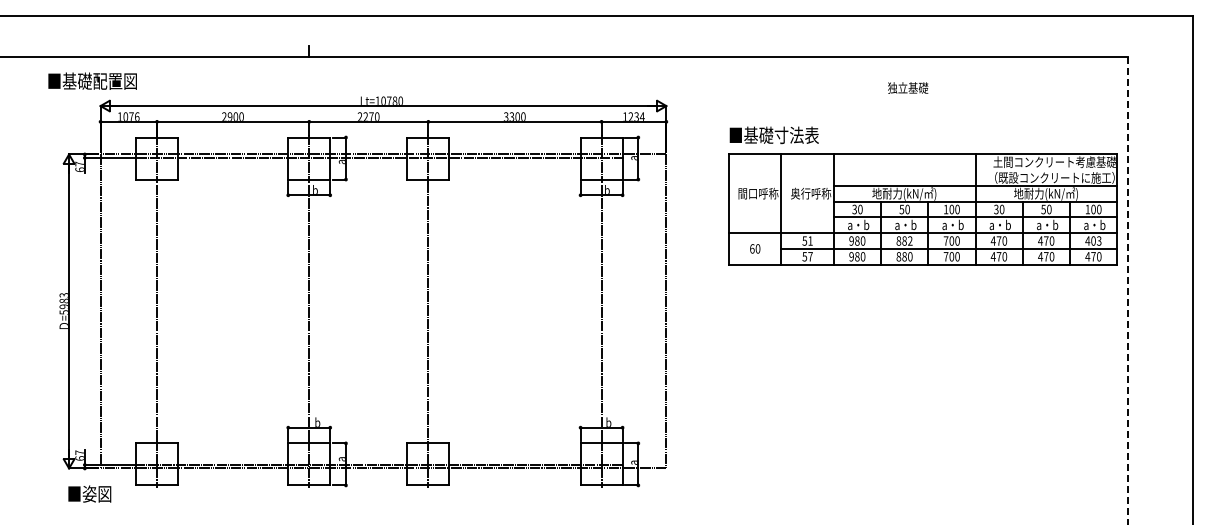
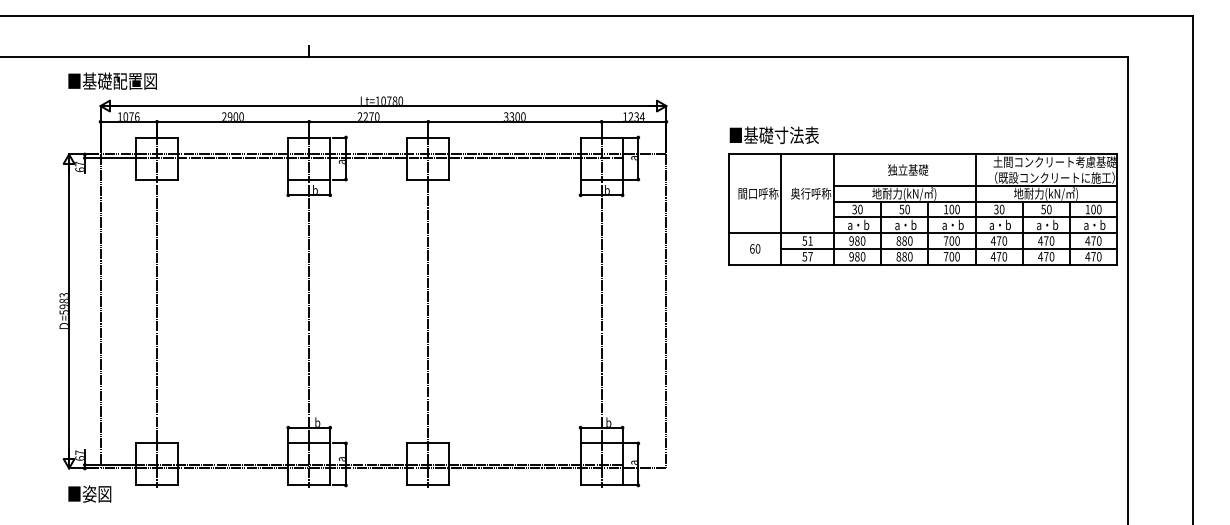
text position: (92, 80) -> (112, 80) (112, 80)
text position: (908, 87) -> (908, 169) (908, 169)
text: 882 -> 880 (910, 240)
text: 403 -> 470 (1096, 240)
line: dashed -> solid (1128, 290)
